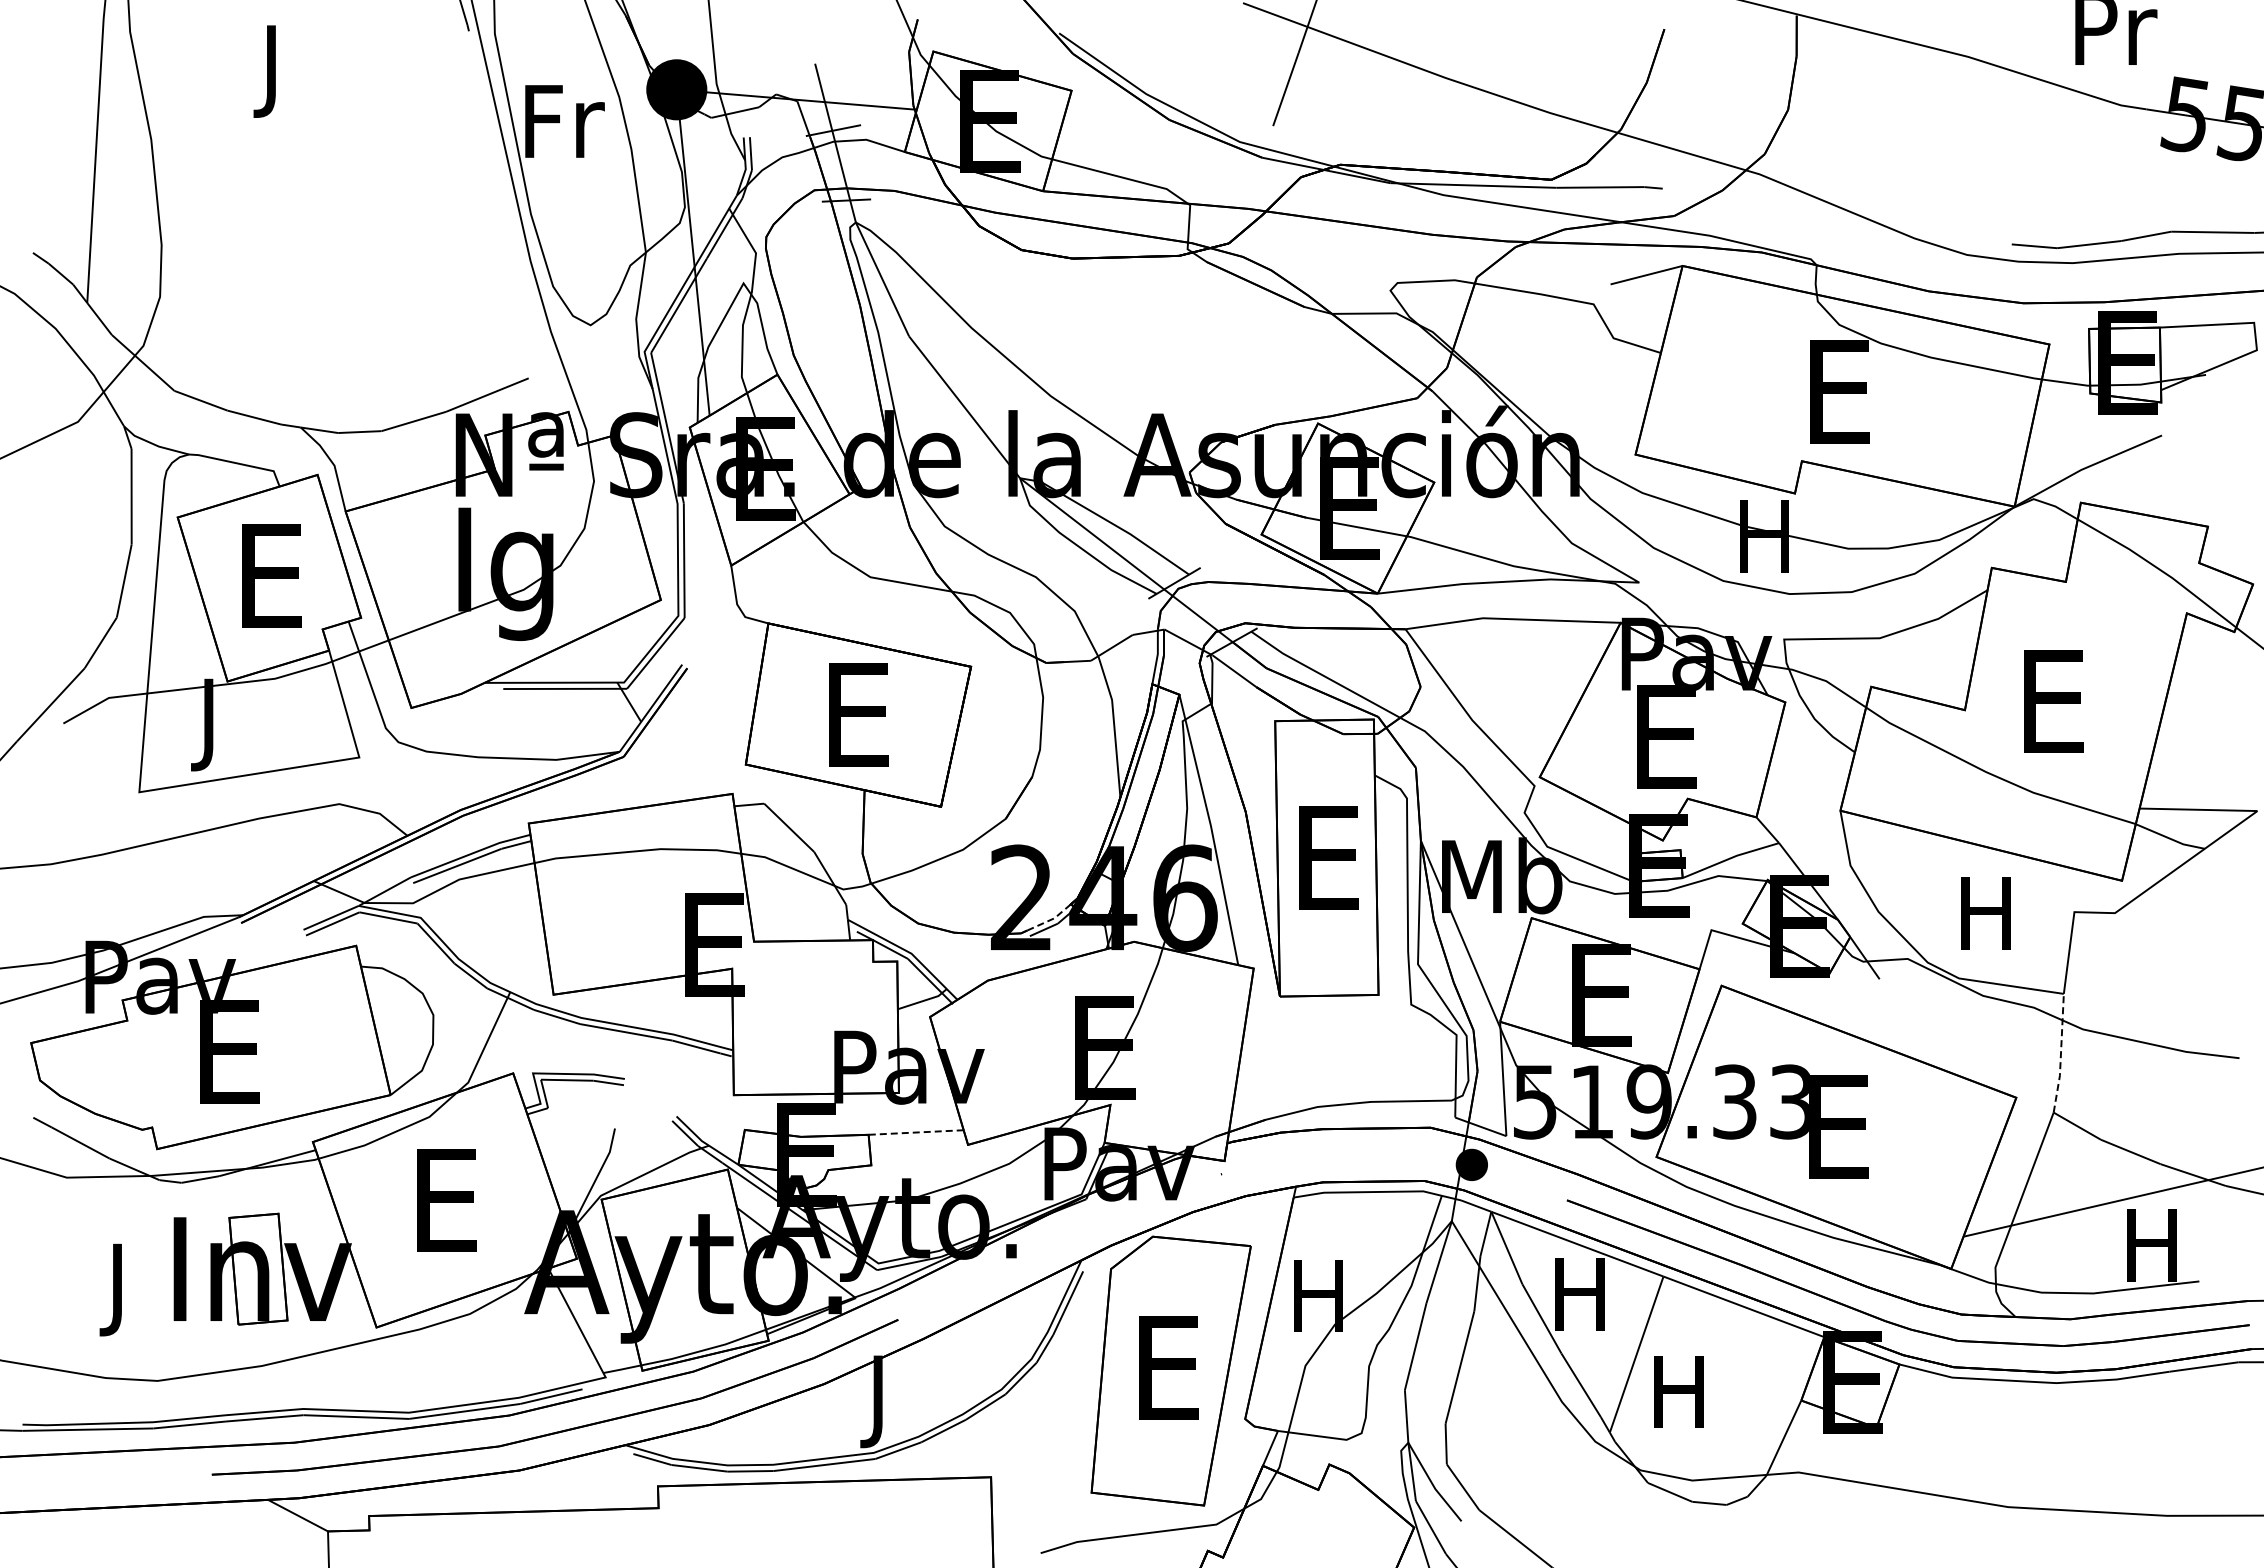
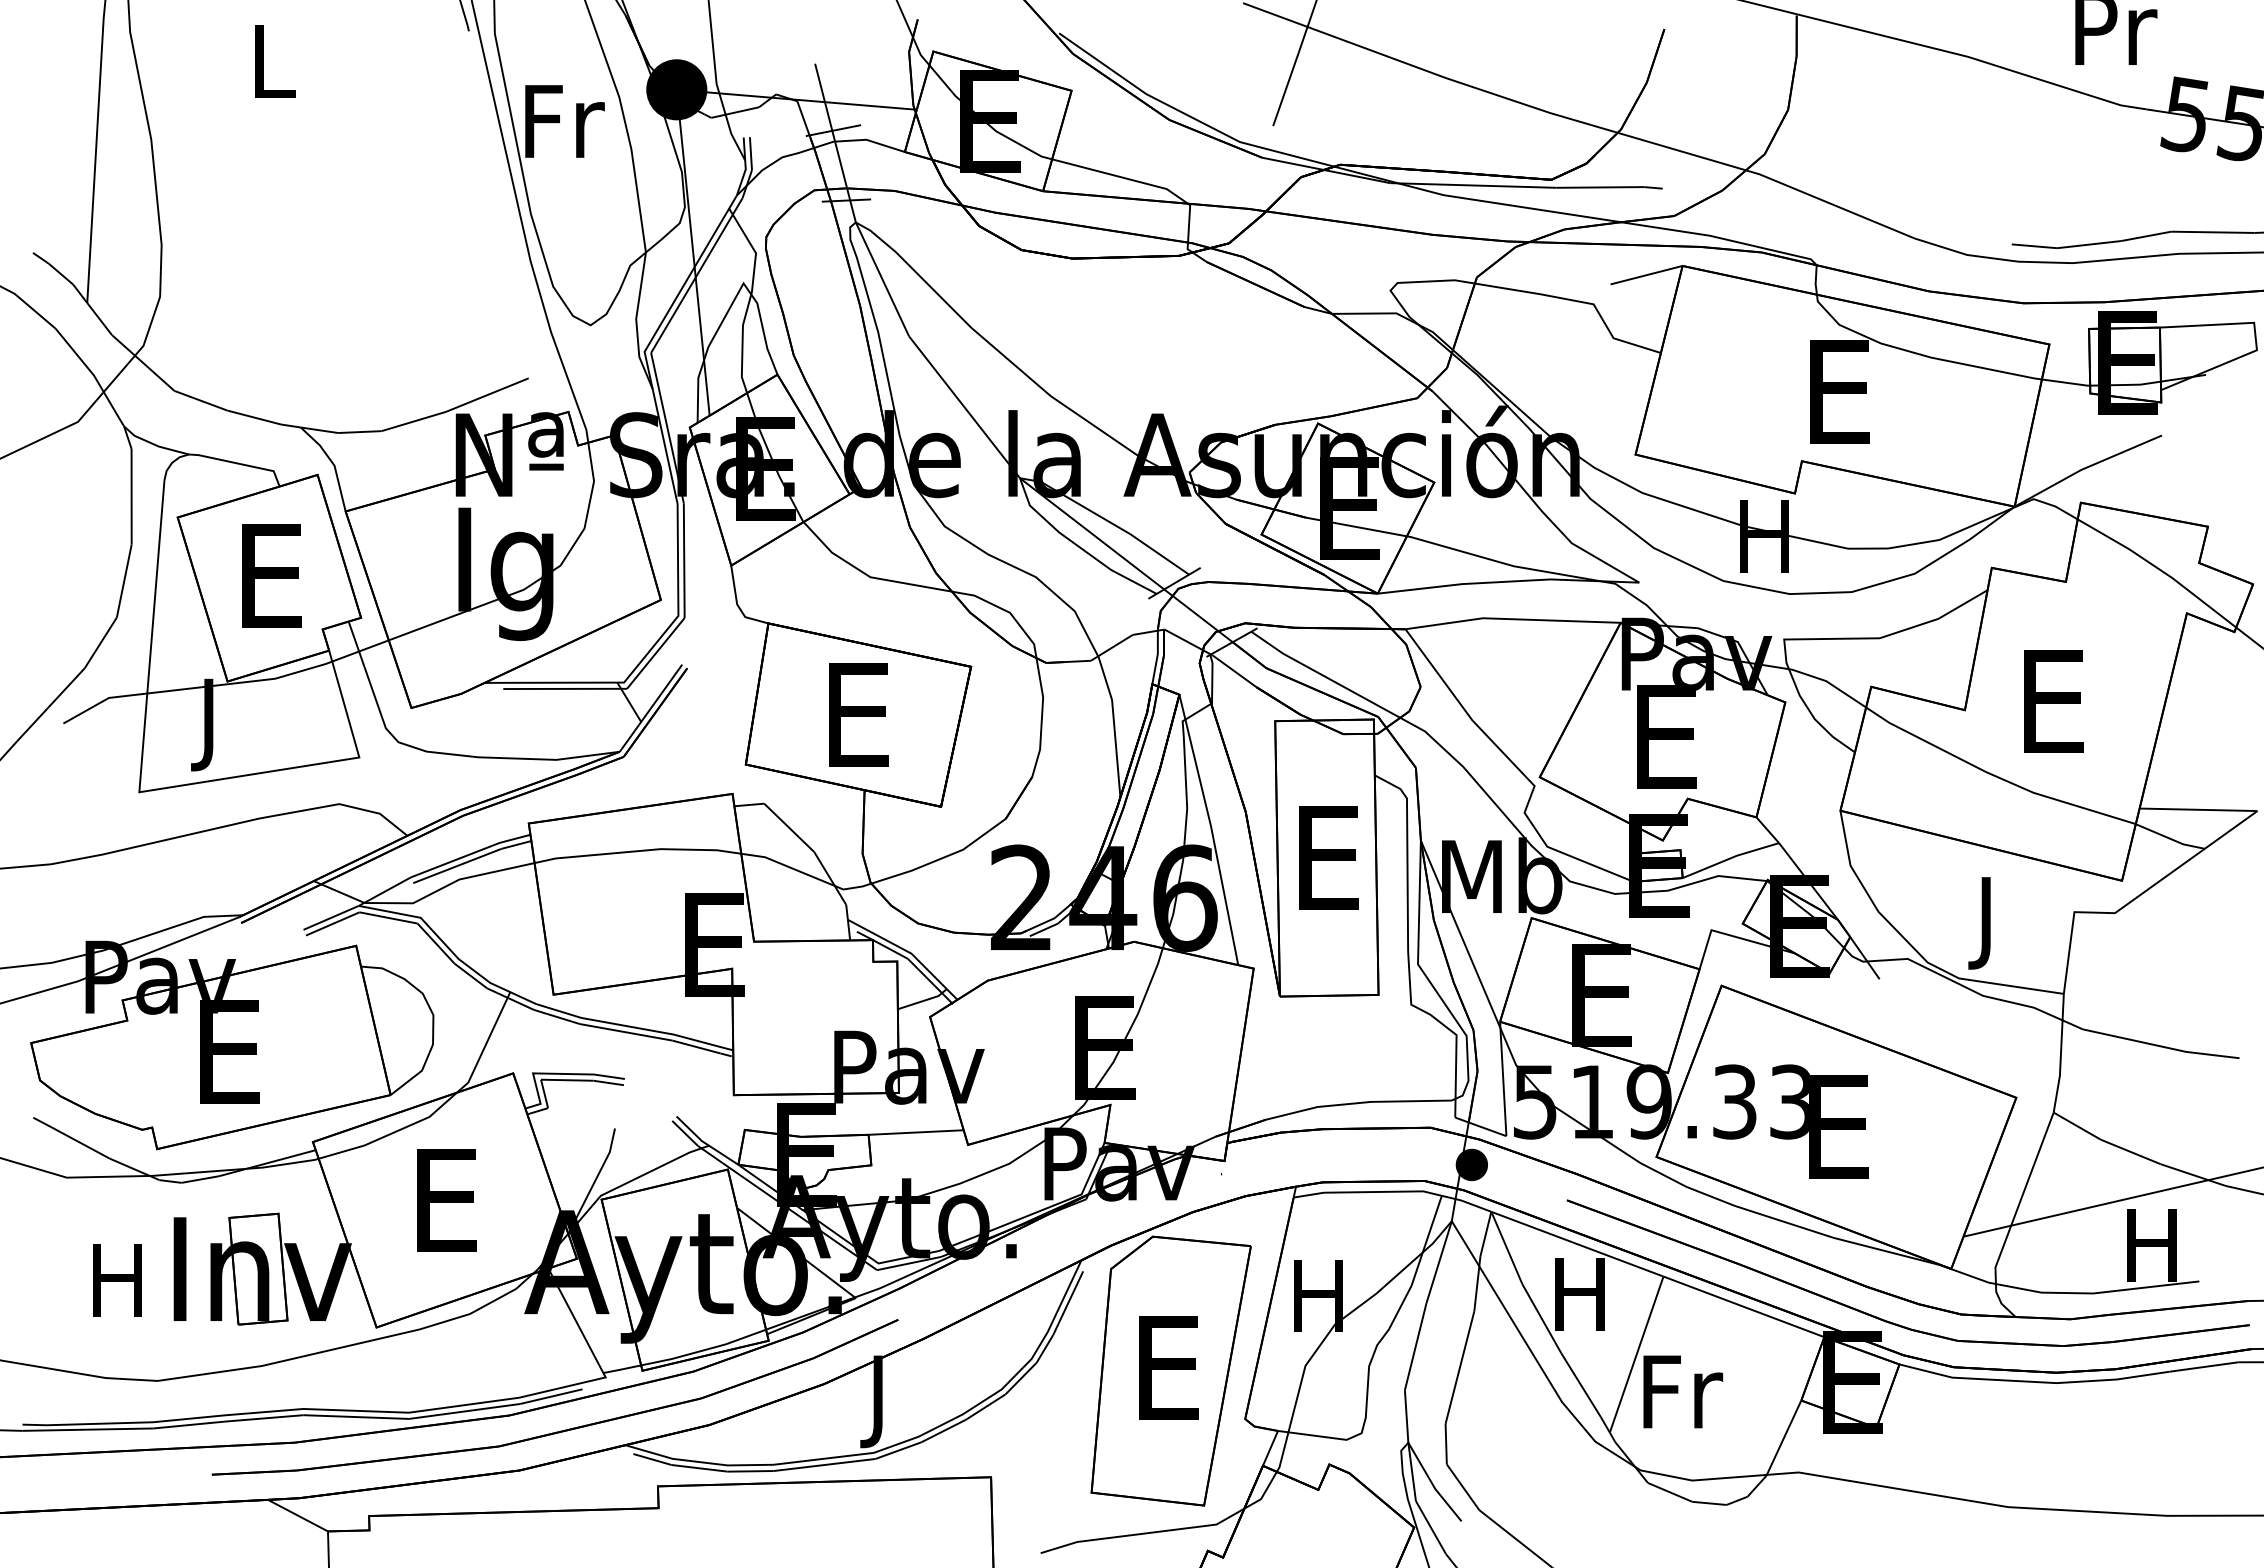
text: J -> L (274, 71)
line: dashed -> solid (1051, 919)
text: H -> J (1985, 923)
line: dashed -> solid (2060, 1054)
line: dashed -> solid (916, 1132)
text: J -> H (117, 1289)
text: H -> Fr (1683, 1391)
